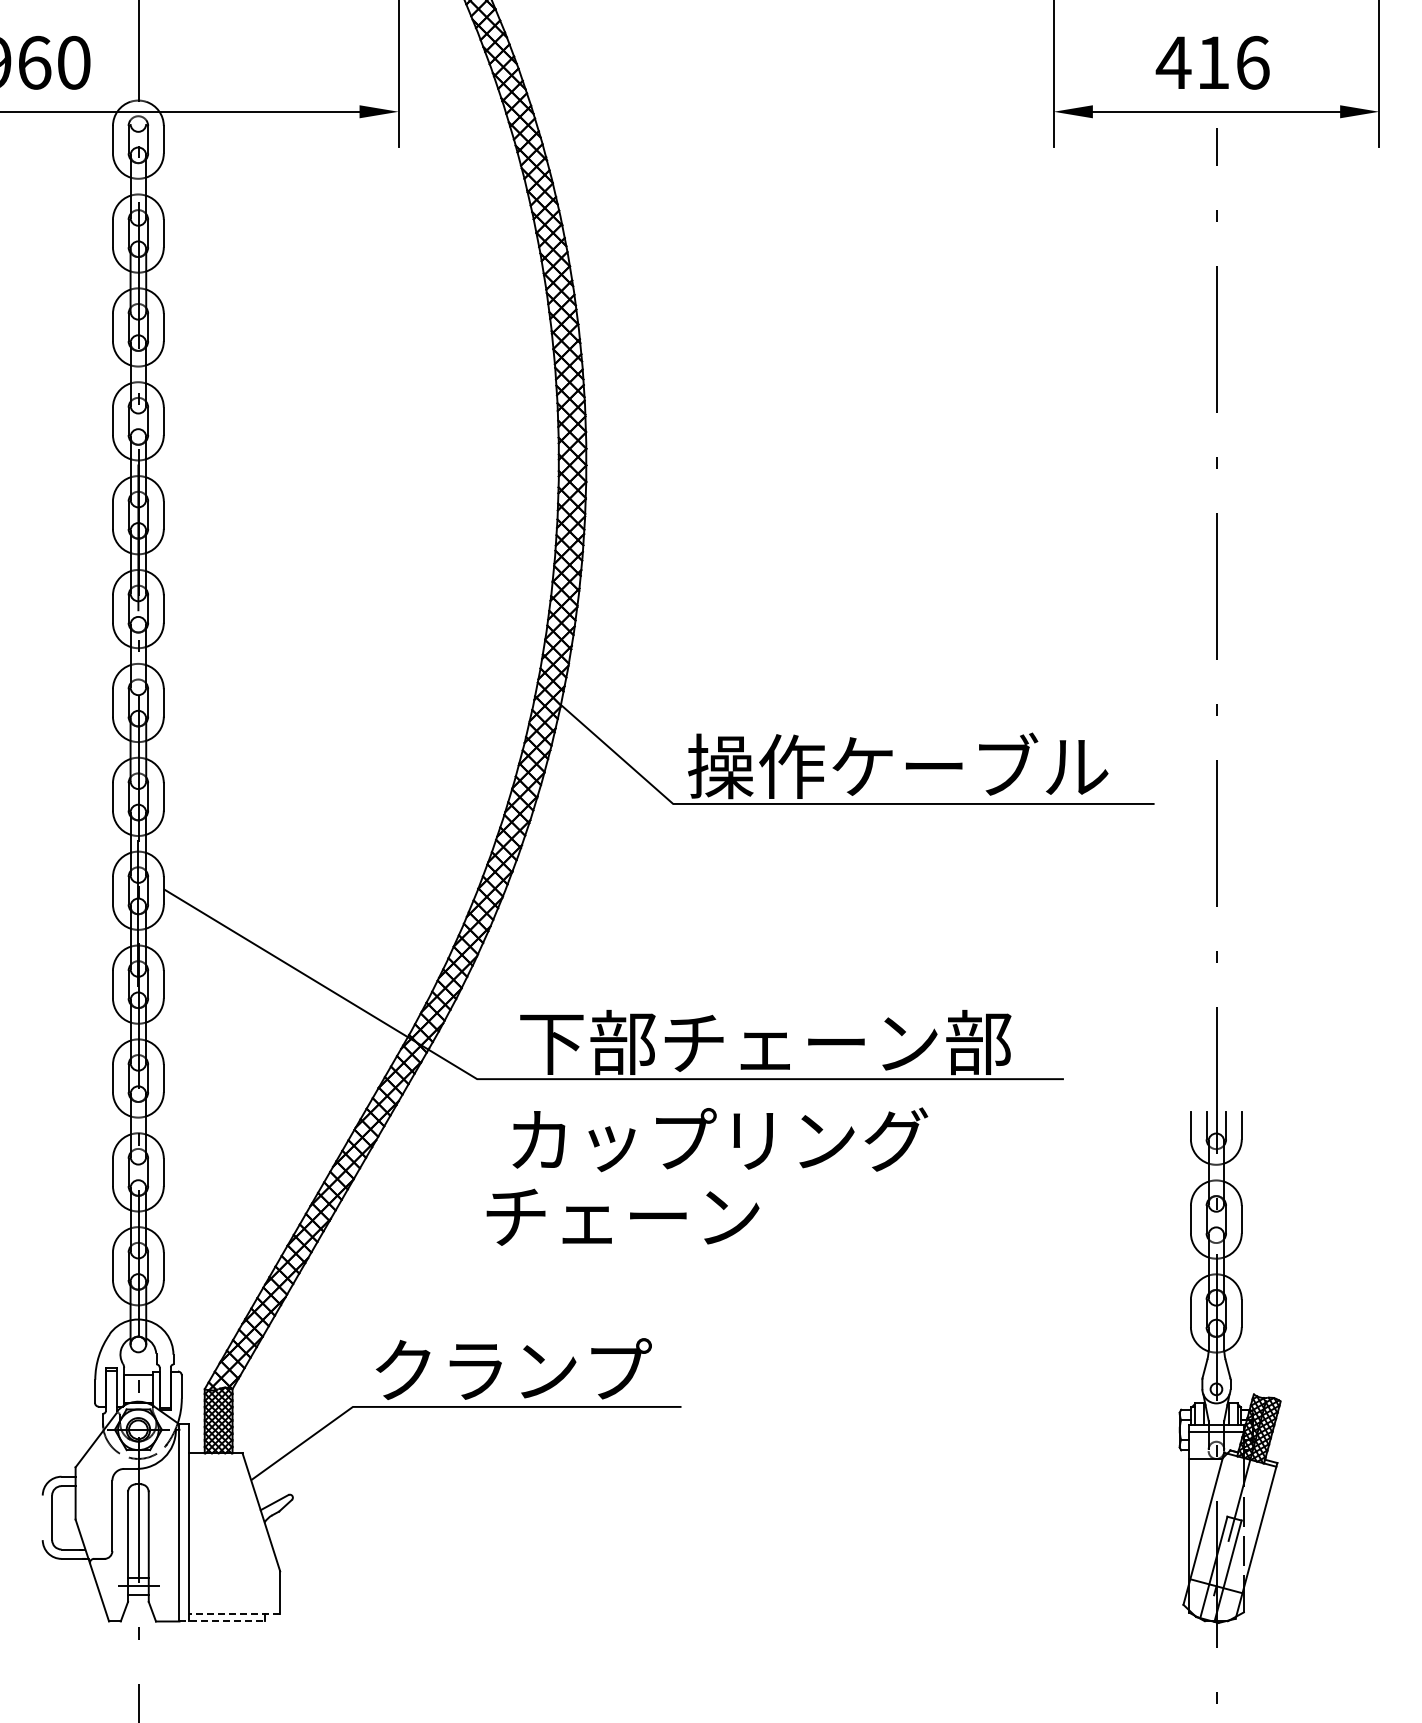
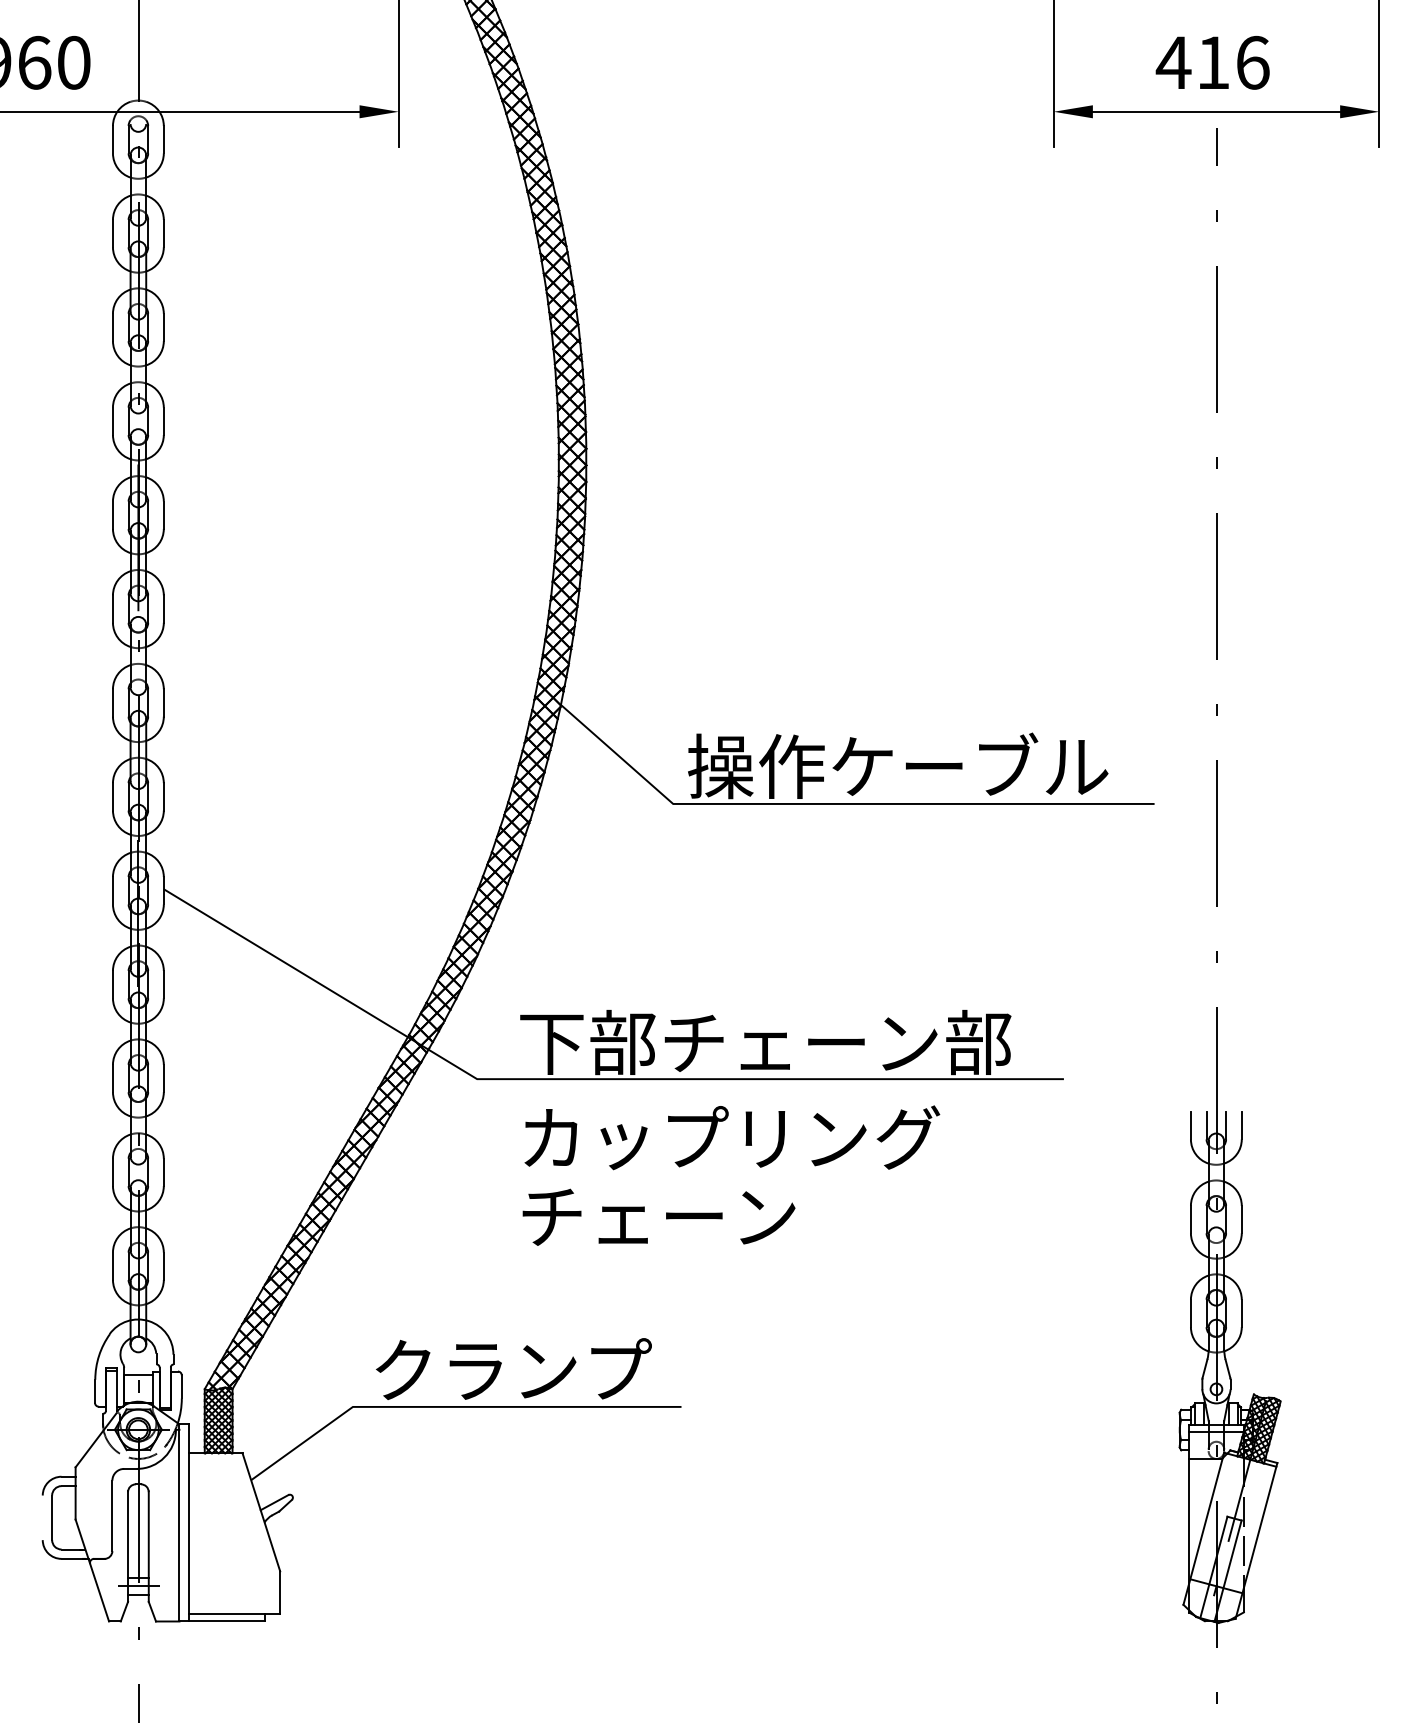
text position: (720, 1139) -> (732, 1137) (732, 1137)
text position: (622, 1216) -> (658, 1216) (658, 1216)
line: dashed -> solid (234, 1614)
line: dashed -> solid (222, 1621)
